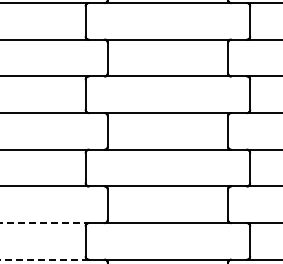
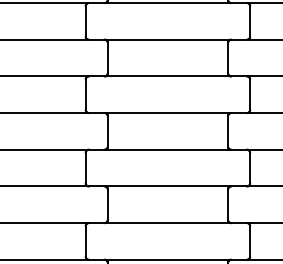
line: dashed -> solid (45, 223)
line: dashed -> solid (44, 259)
